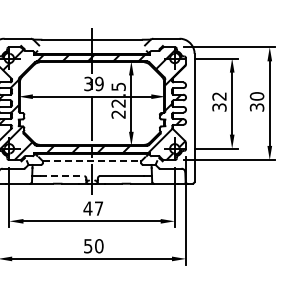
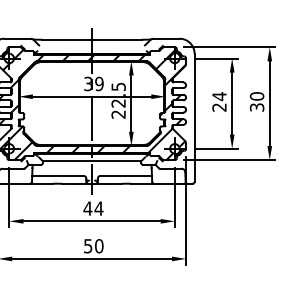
text: 32 -> 24 (219, 101)
line: dashed -> solid (92, 161)
line: dashed -> solid (62, 176)
text: 47 -> 44 (98, 208)
